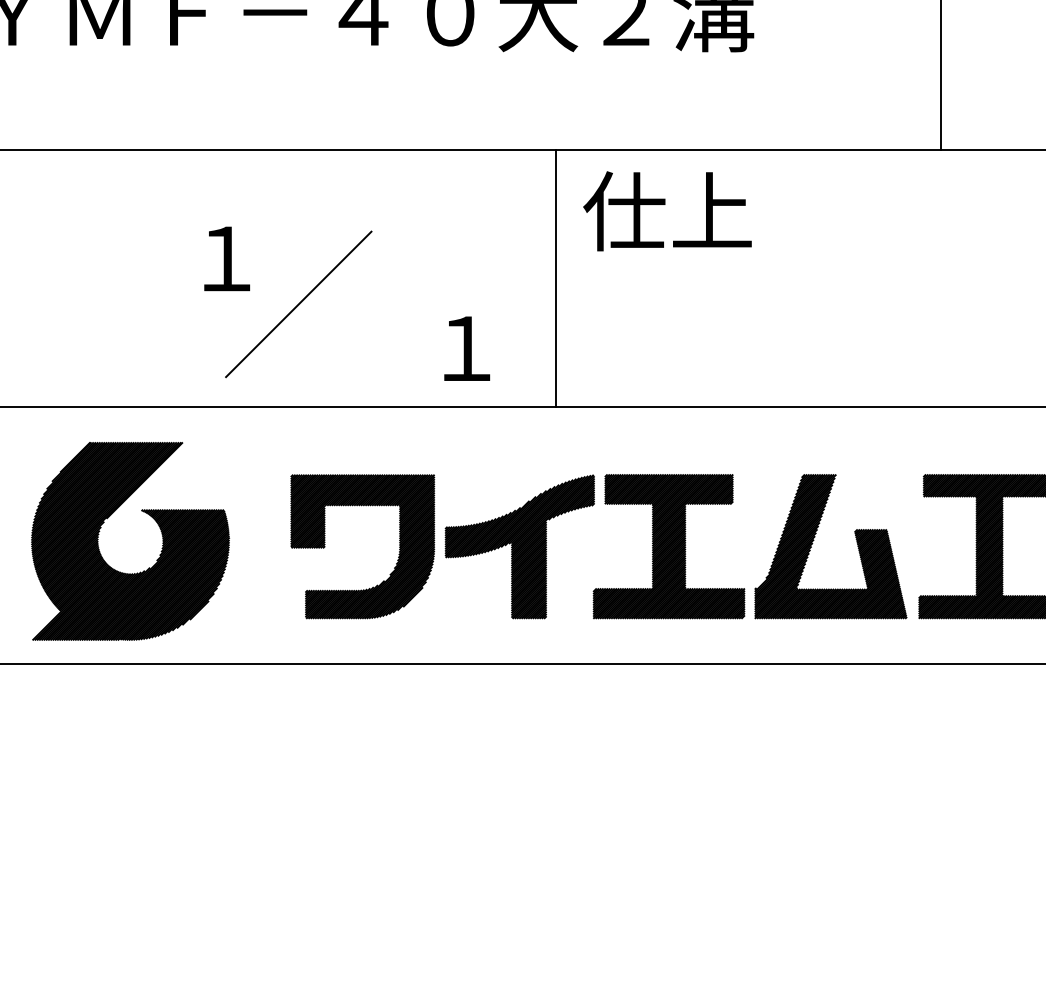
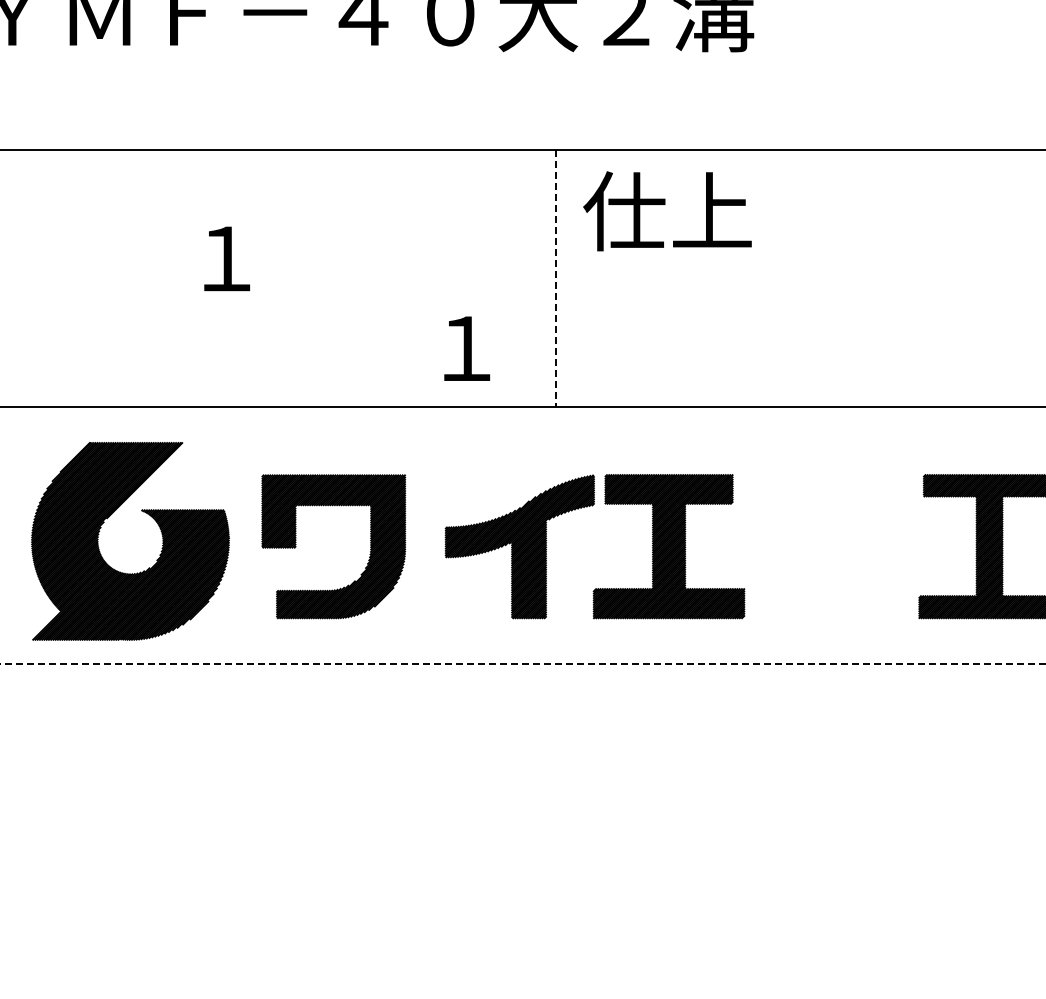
line: present -> none (941, 76)
line: solid -> dashed (555, 279)
line: present -> none (298, 304)
part: present -> none (814, 540)
part position: (398, 554) -> (369, 554) (369, 554)
line: solid -> dashed (523, 664)
